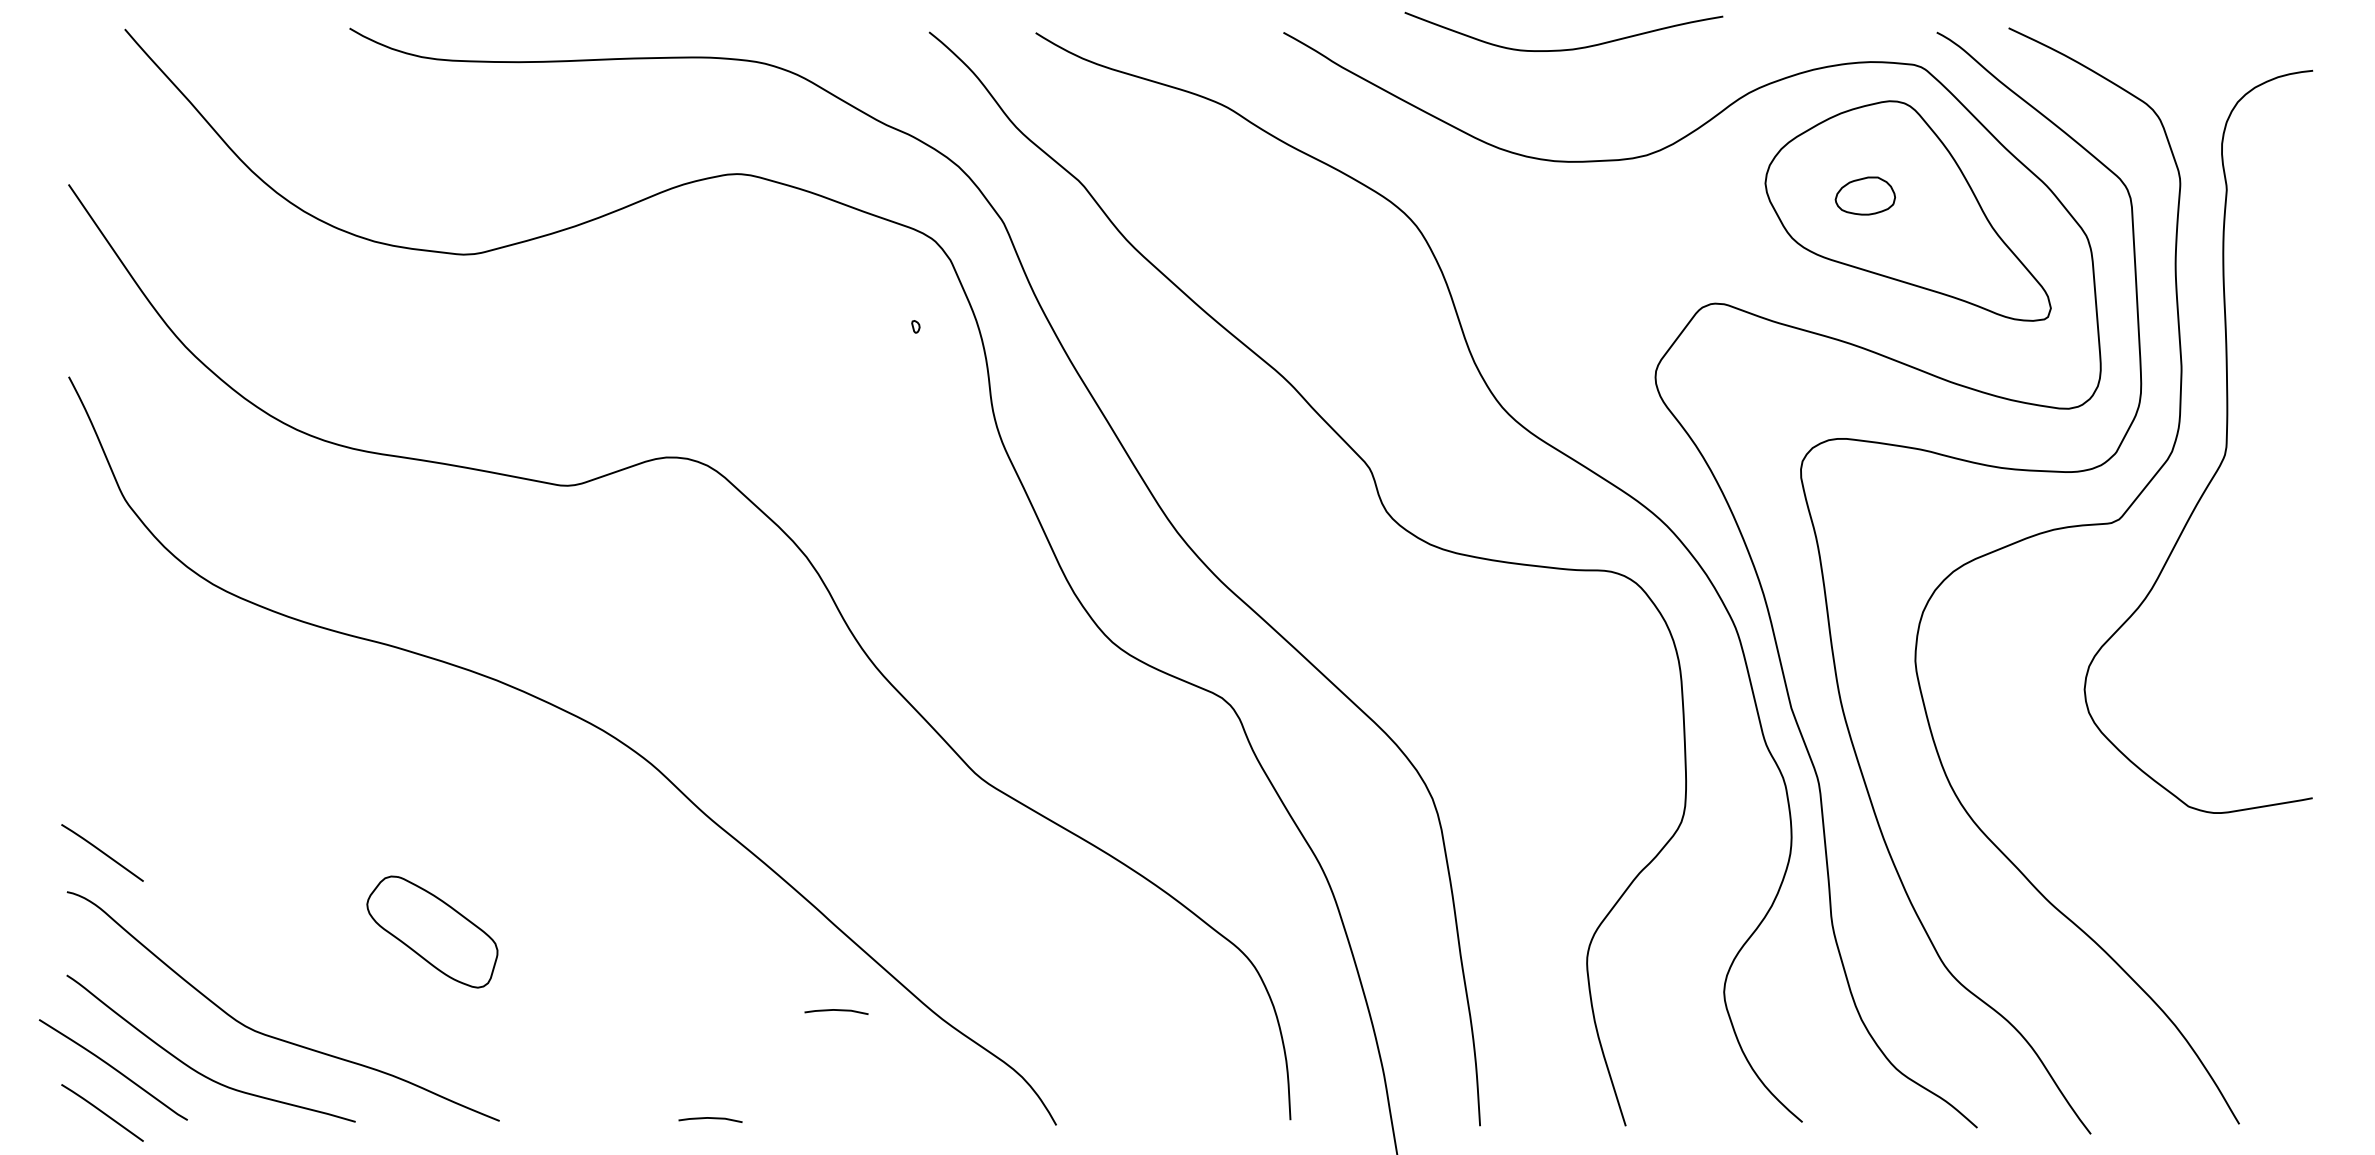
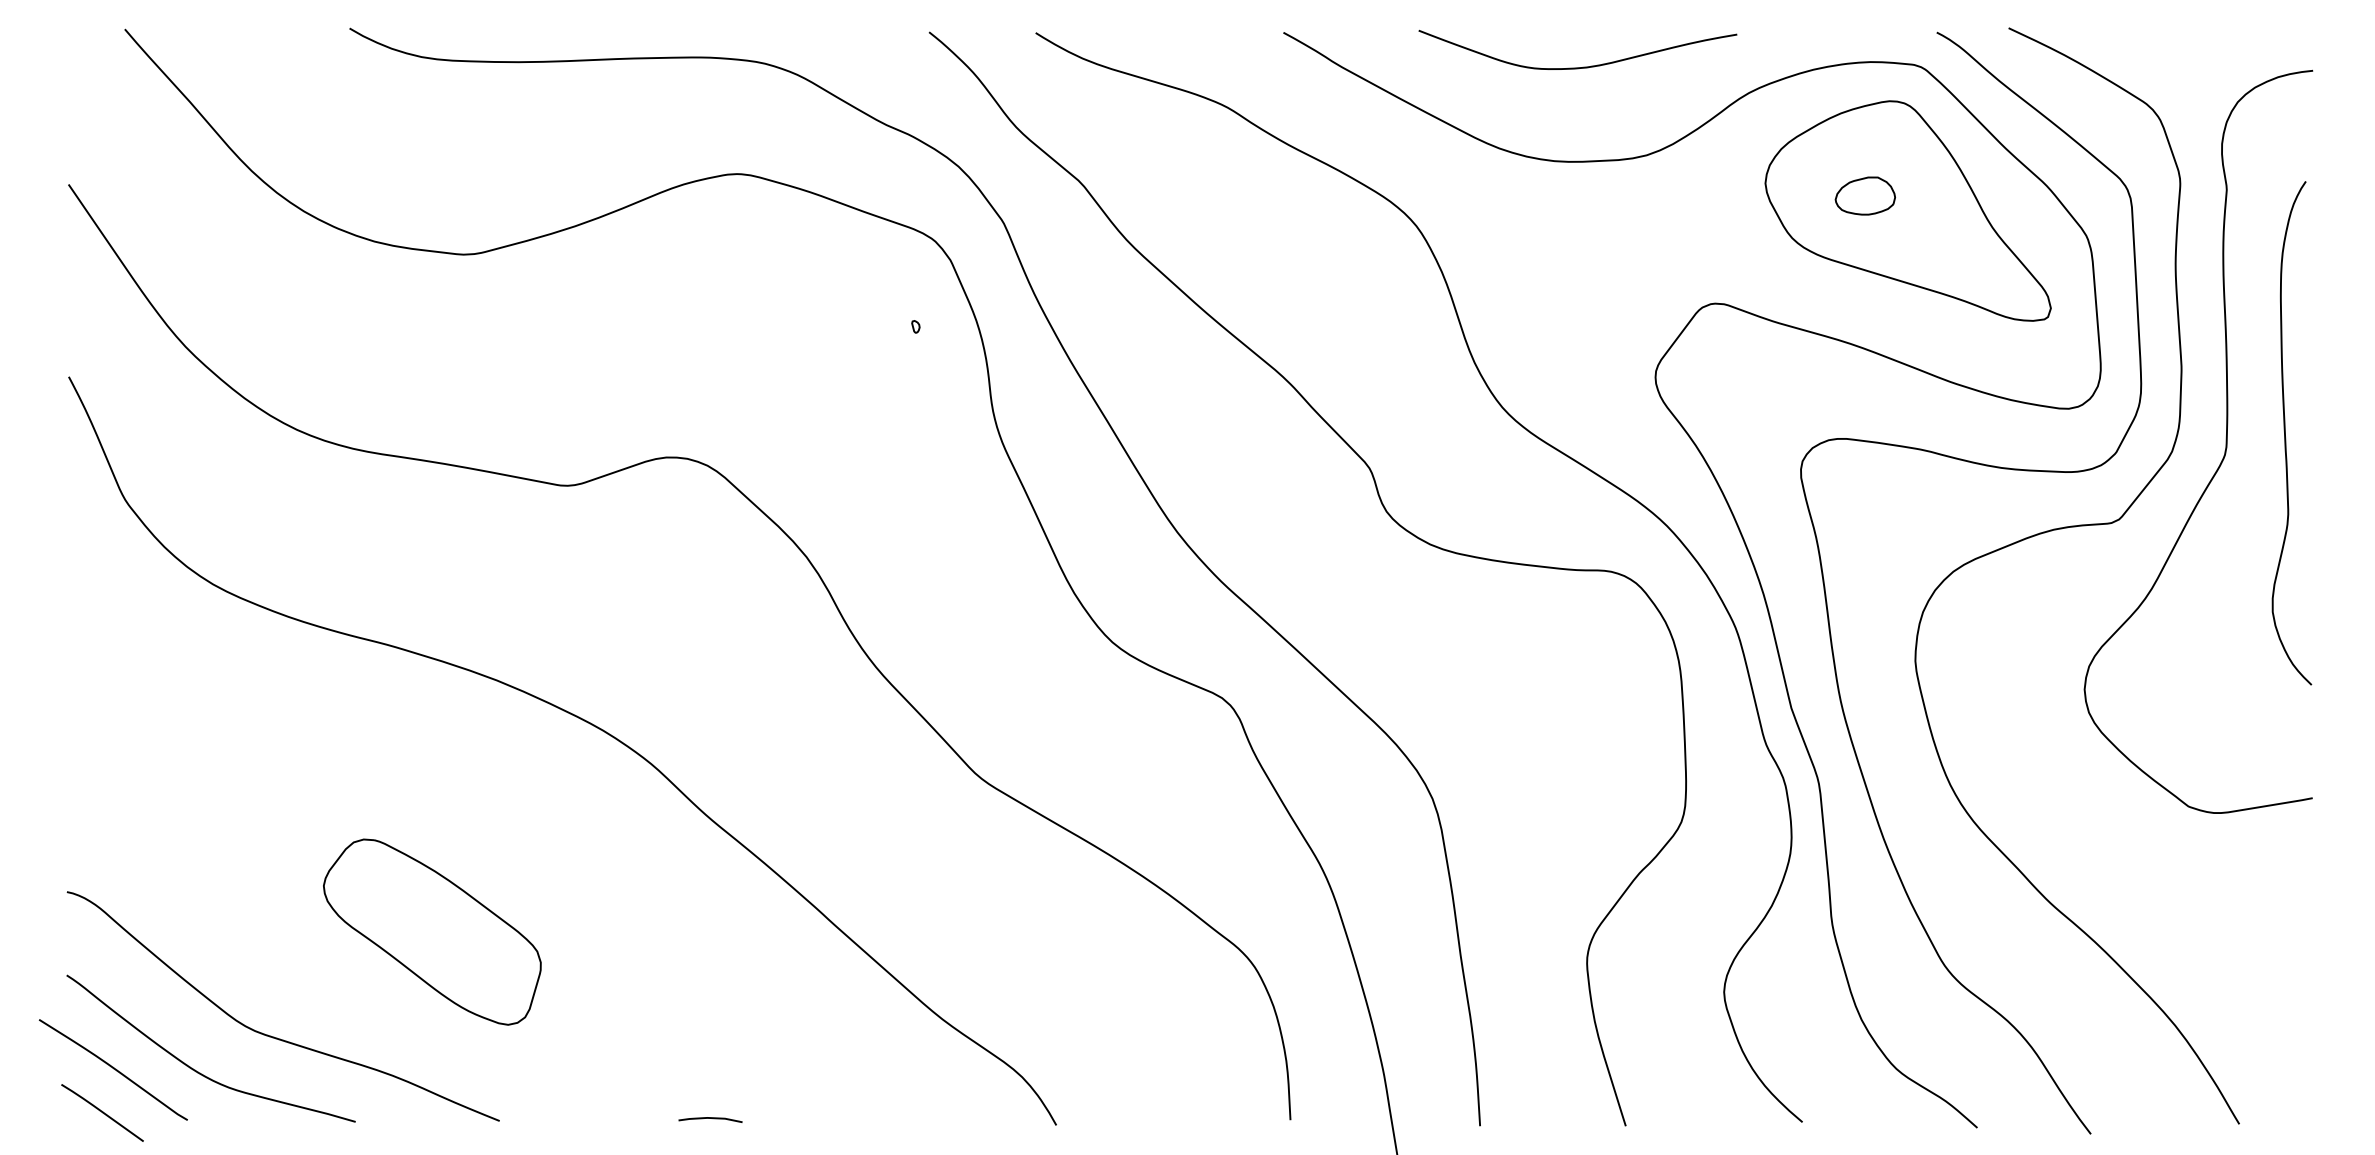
curve position: (1563, 49) -> (1577, 67) (1577, 67)
curve: none -> present (2285, 433)
line: present -> none (102, 852)
part size: 133x114 px -> 219x188 px (432, 931)
line: present -> none (836, 1010)
